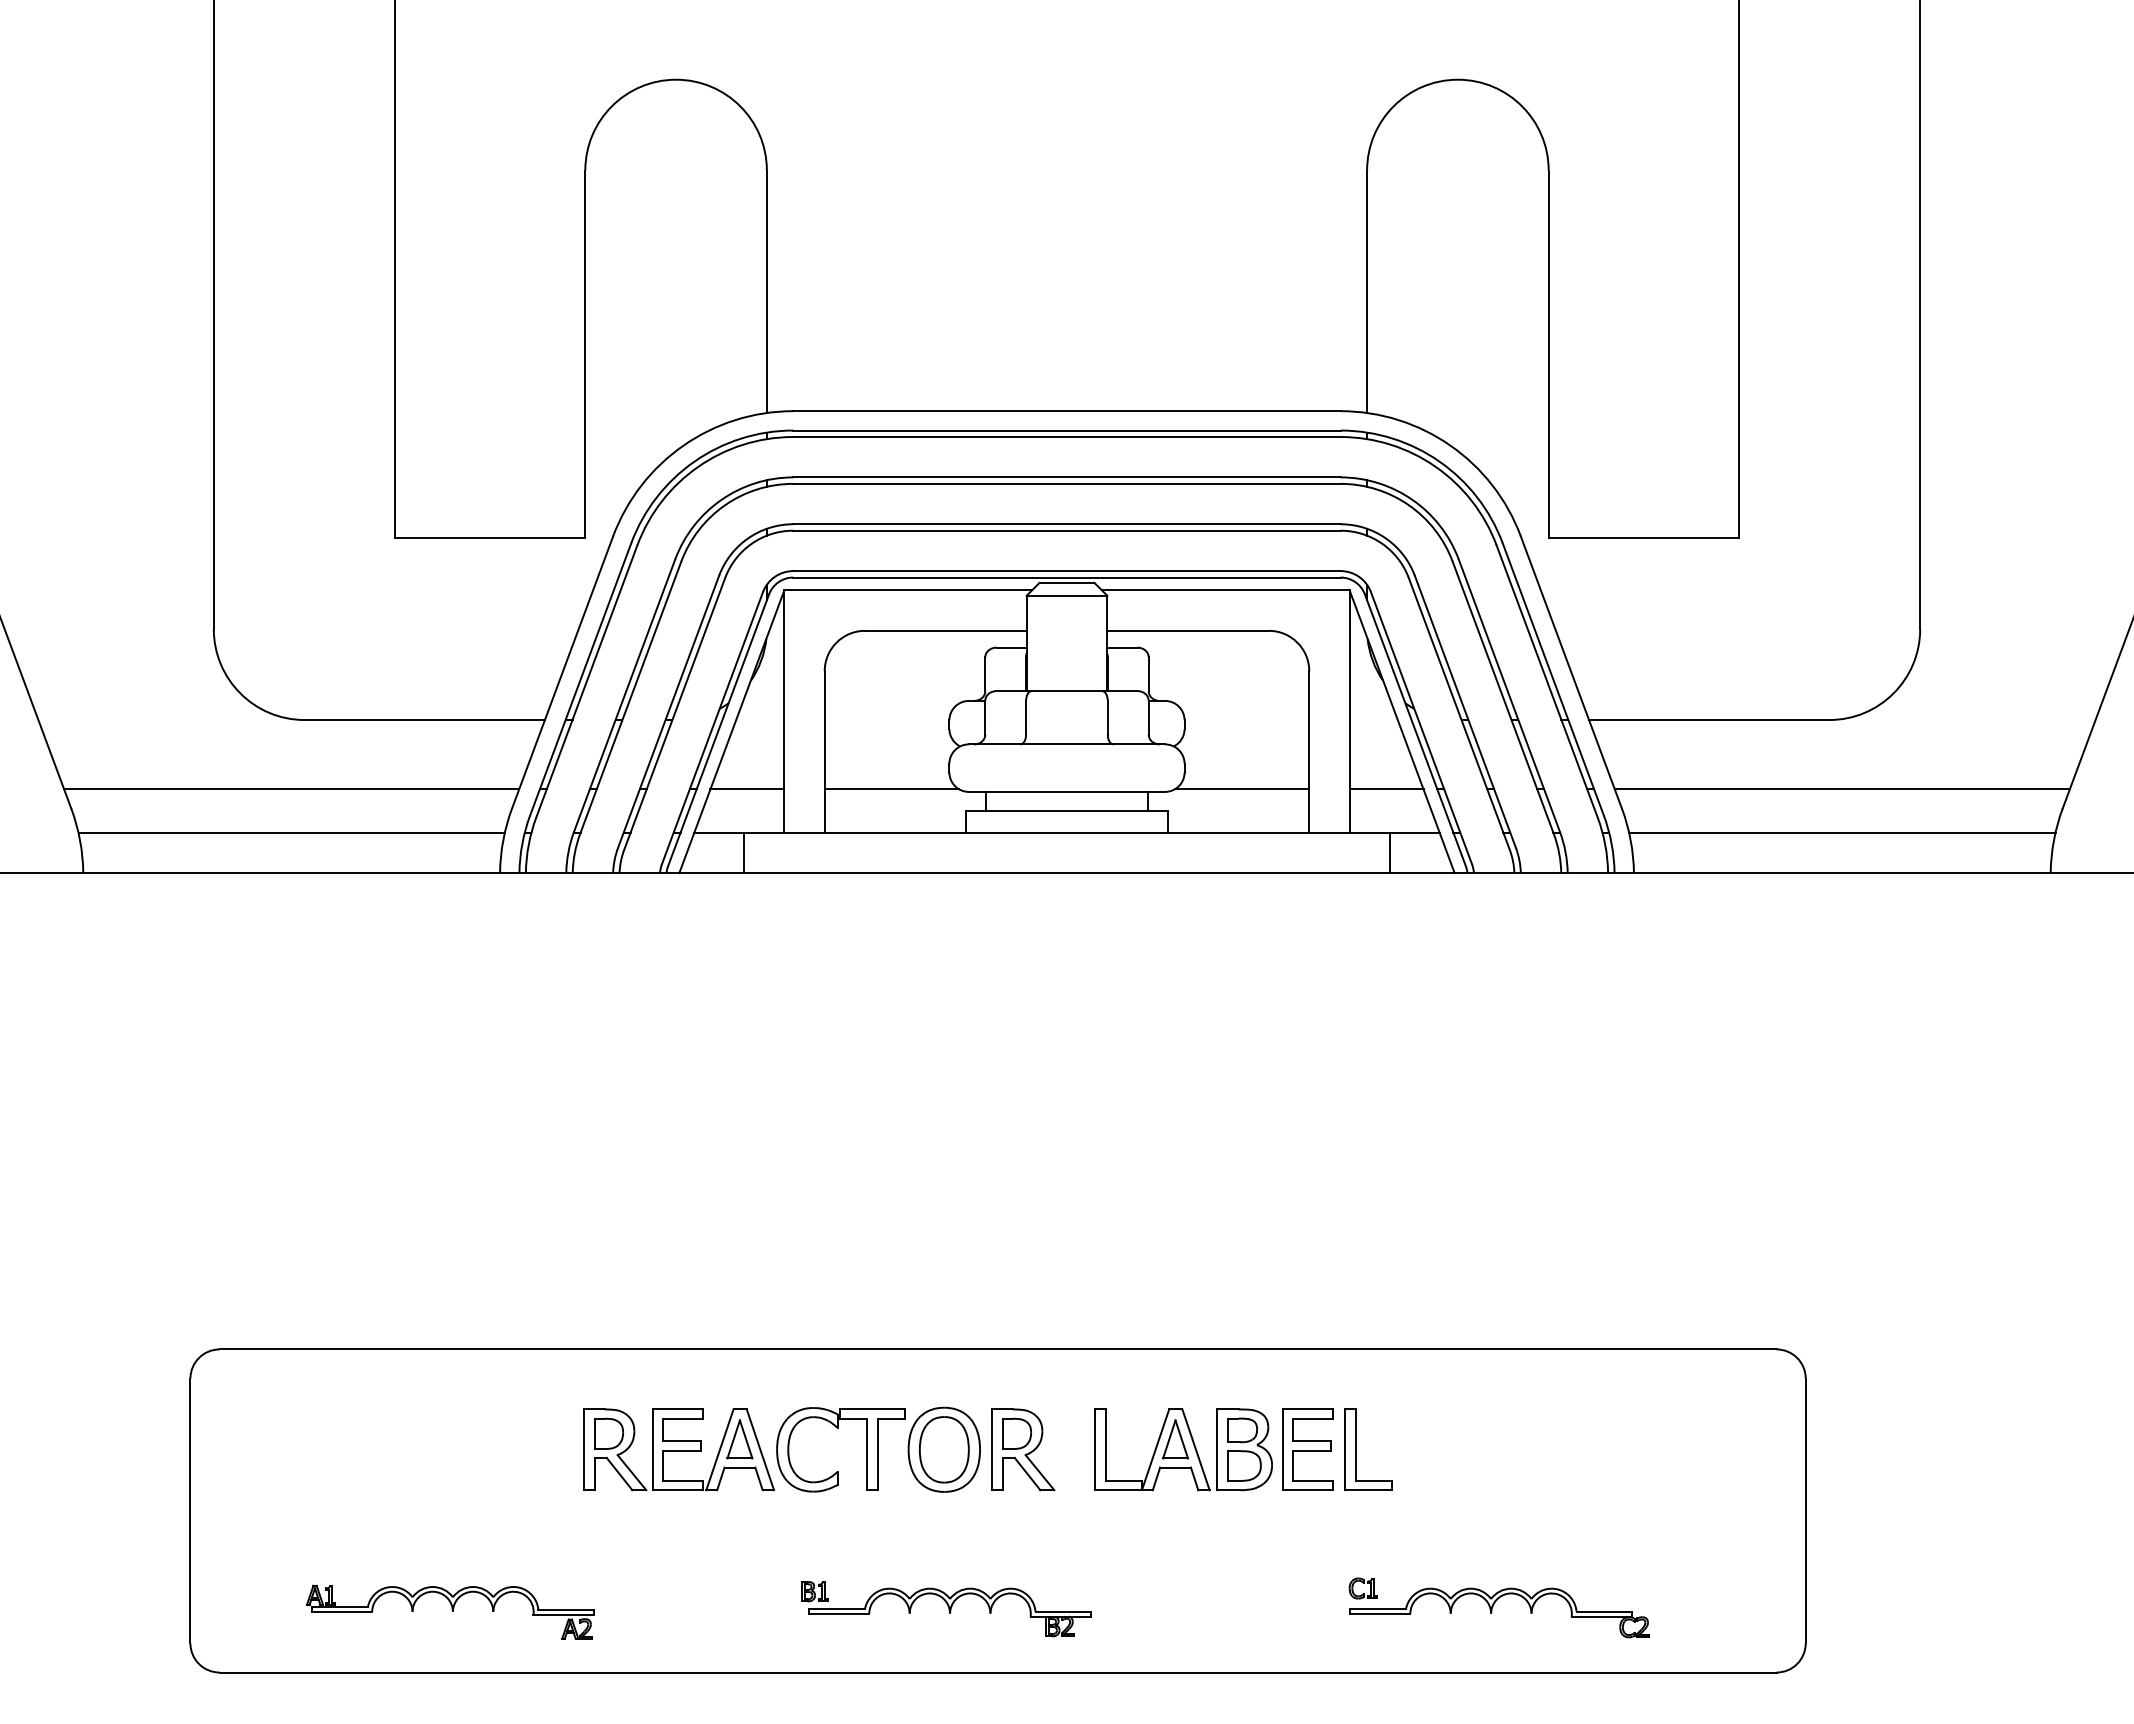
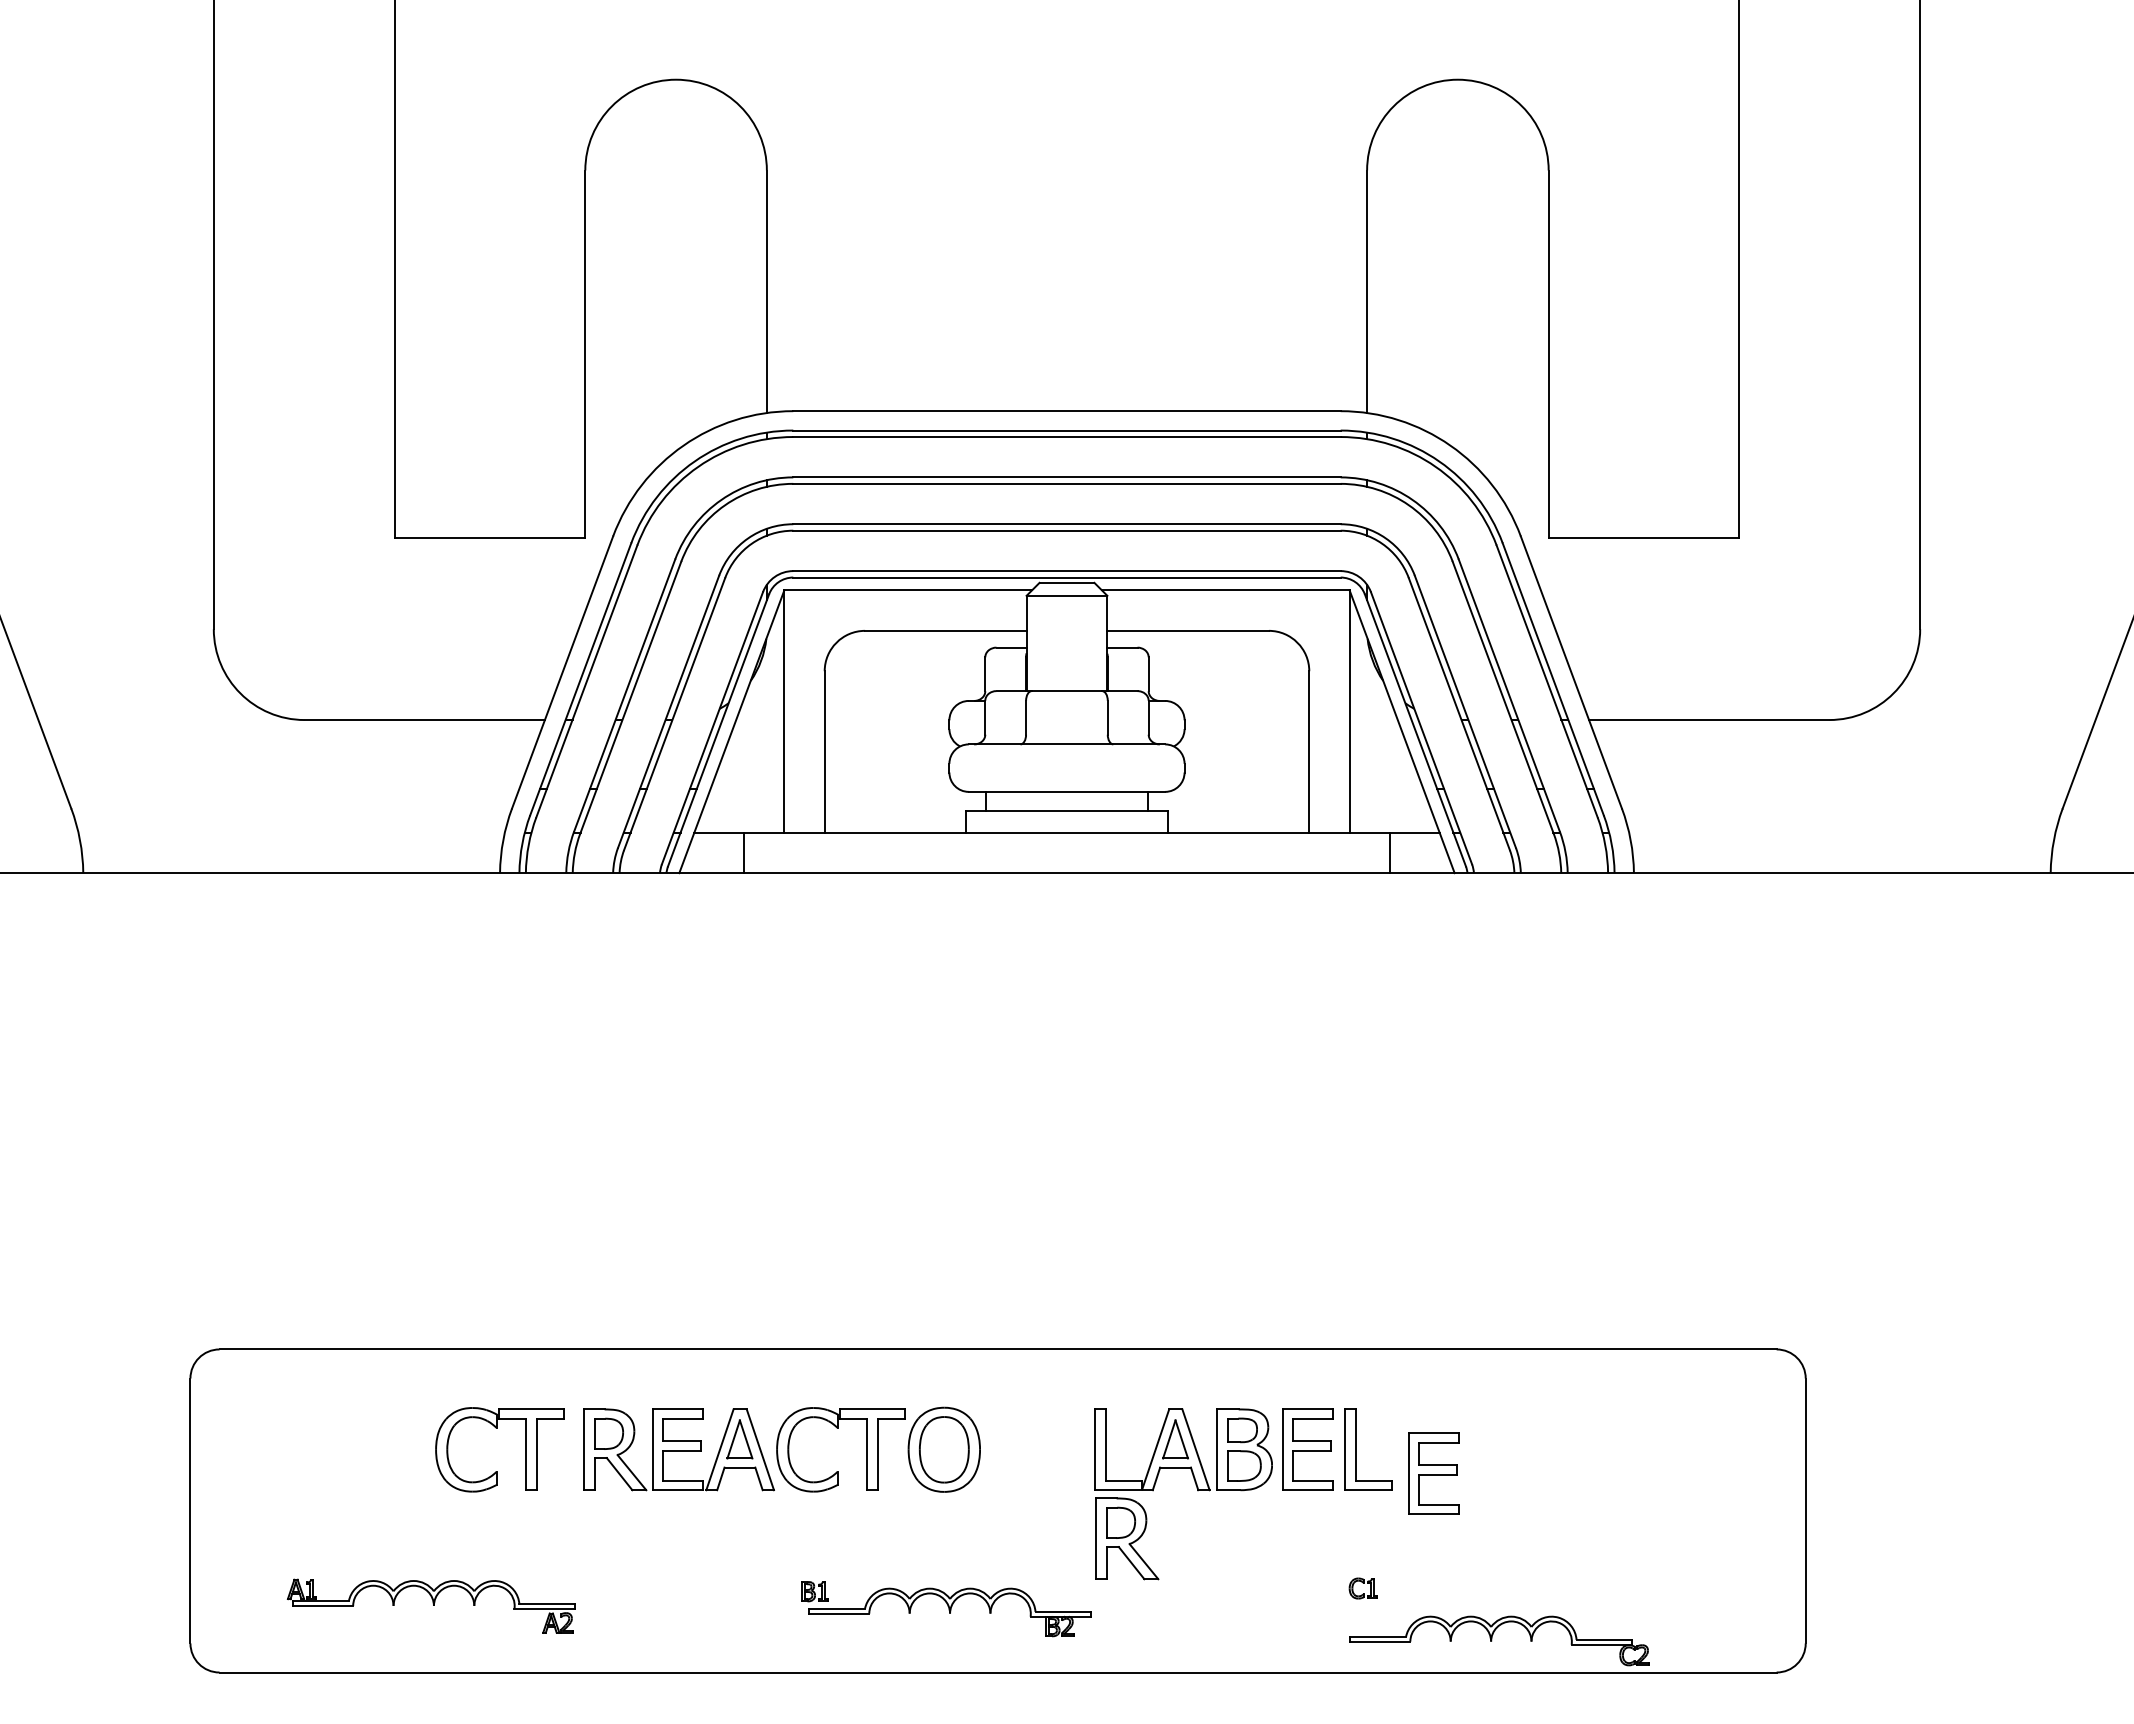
line: present -> none (291, 789)
line: present -> none (747, 789)
line: present -> none (891, 789)
line: present -> none (1241, 789)
line: present -> none (1386, 789)
line: present -> none (1841, 789)
line: present -> none (291, 832)
line: present -> none (1842, 832)
part: none -> present (497, 1428)
part position: (1023, 1449) -> (1127, 1538) (1127, 1538)
part: none -> present (1433, 1473)
part position: (449, 1611) -> (430, 1605) (430, 1605)
part position: (1492, 1612) -> (1492, 1640) (1492, 1640)
